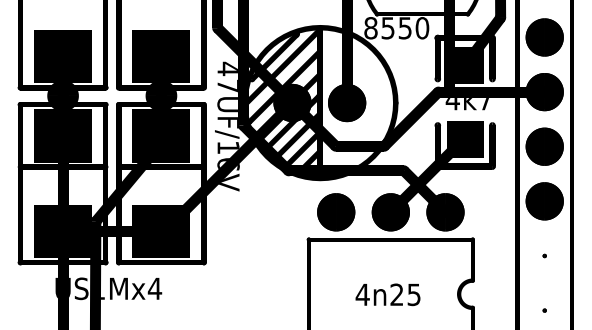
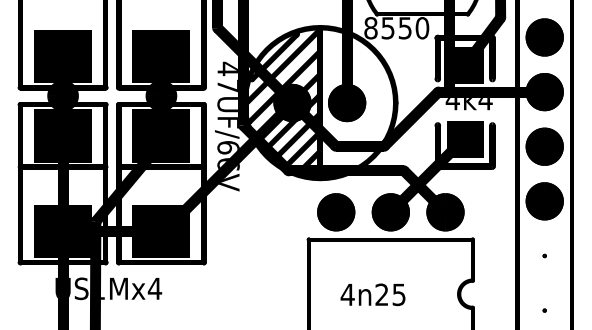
text: 4k7 -> 4k4 (485, 104)
text: 47UF/16V -> 47UF/66V (228, 147)
text position: (387, 294) -> (372, 294) (372, 294)
